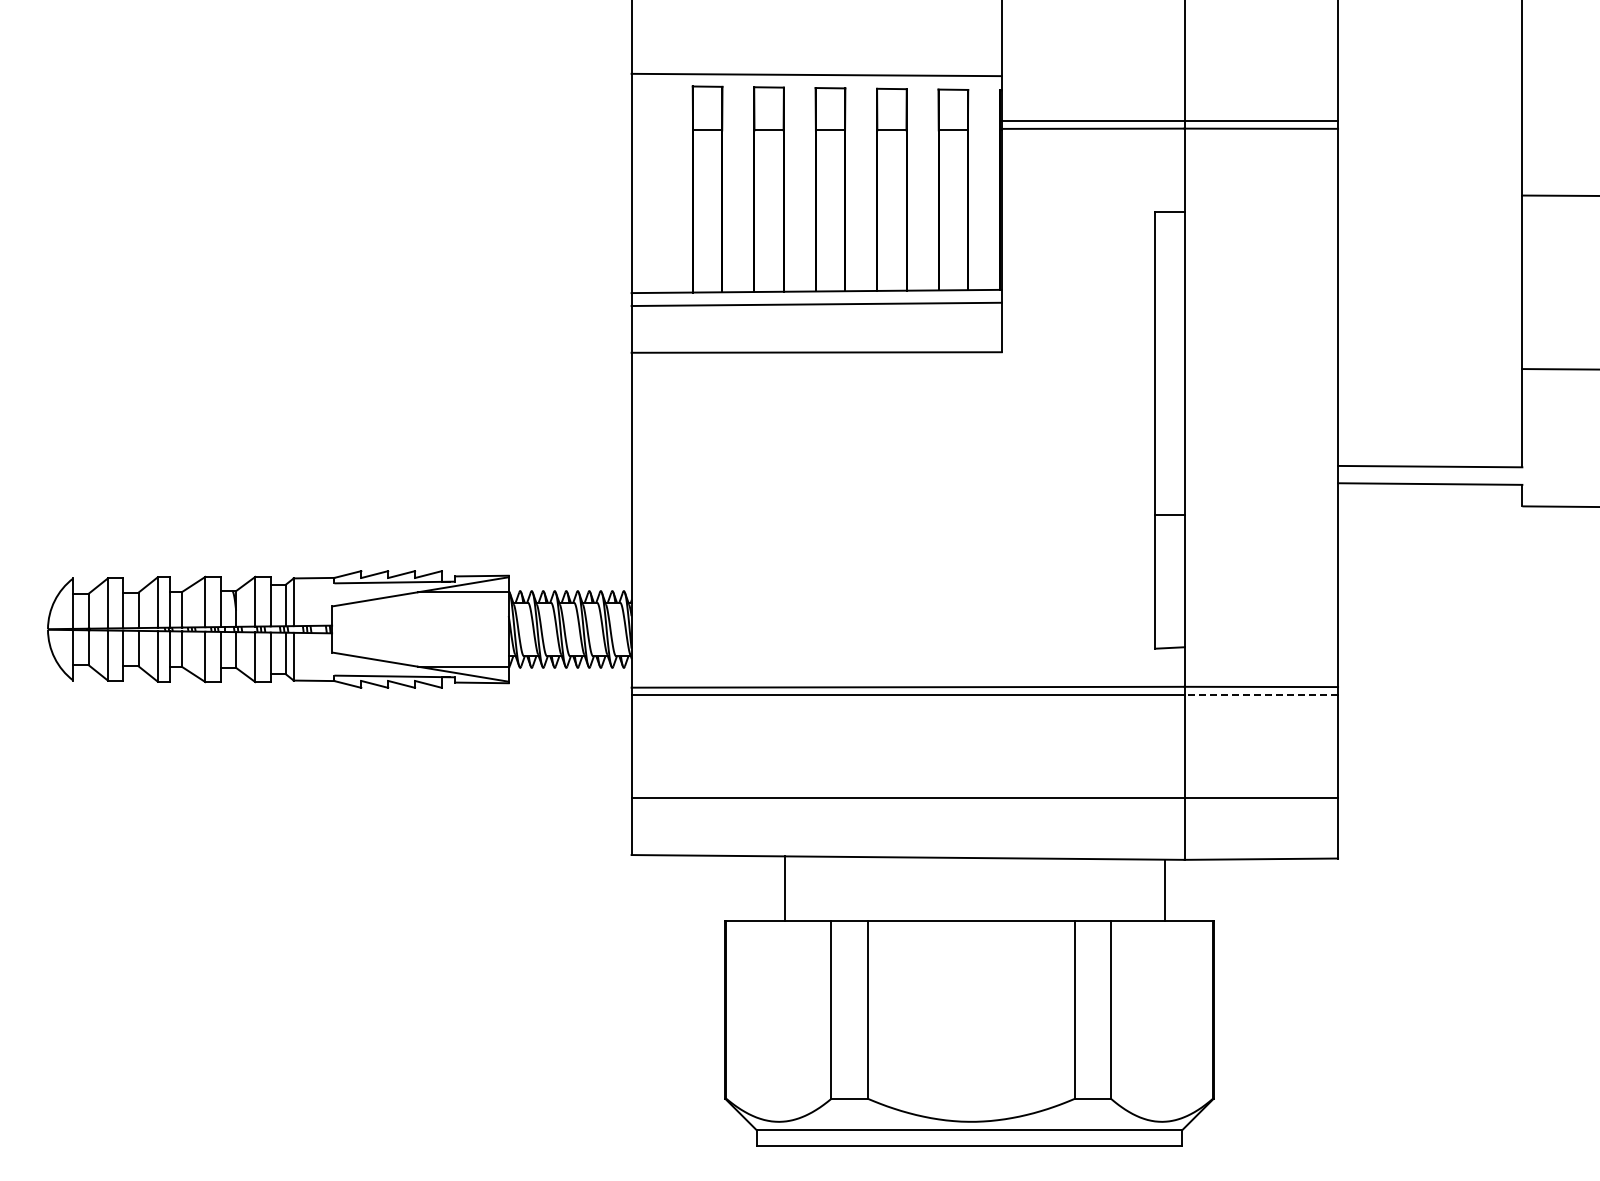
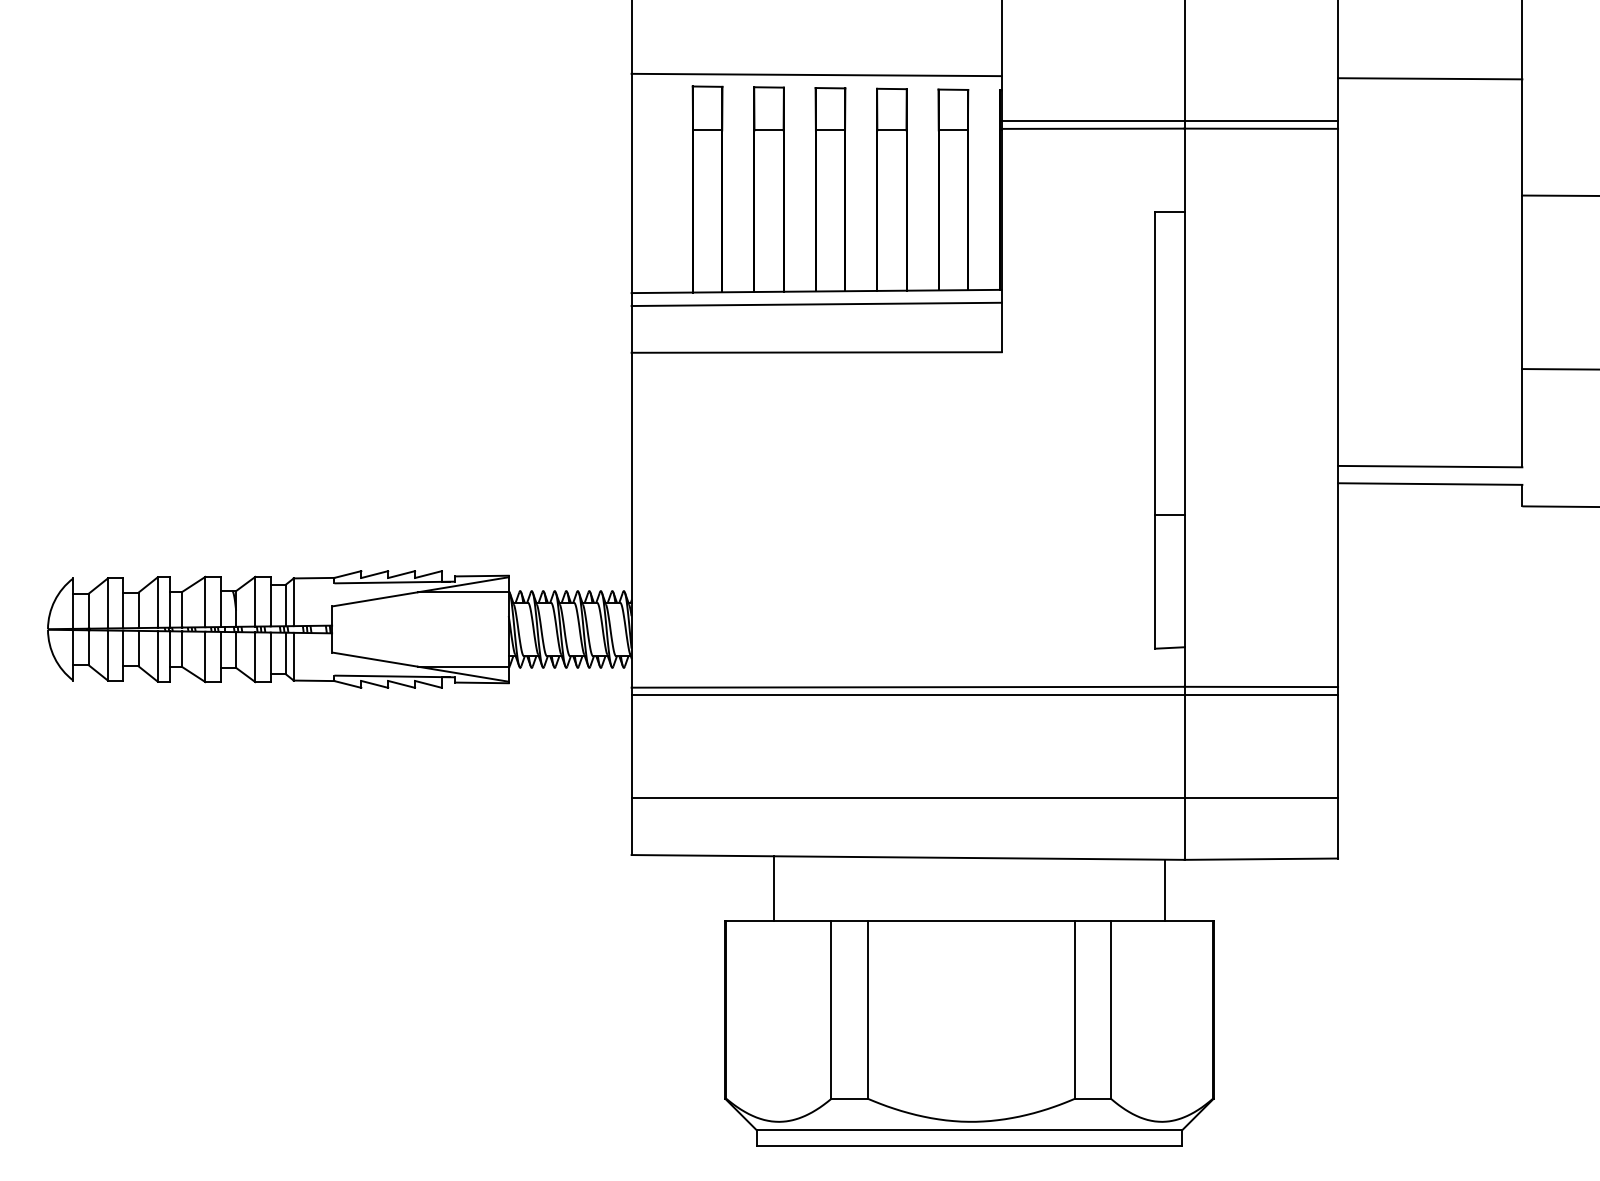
line: none -> present (1430, 78)
line: dashed -> solid (1261, 694)
line position: (785, 888) -> (774, 888) (774, 888)
